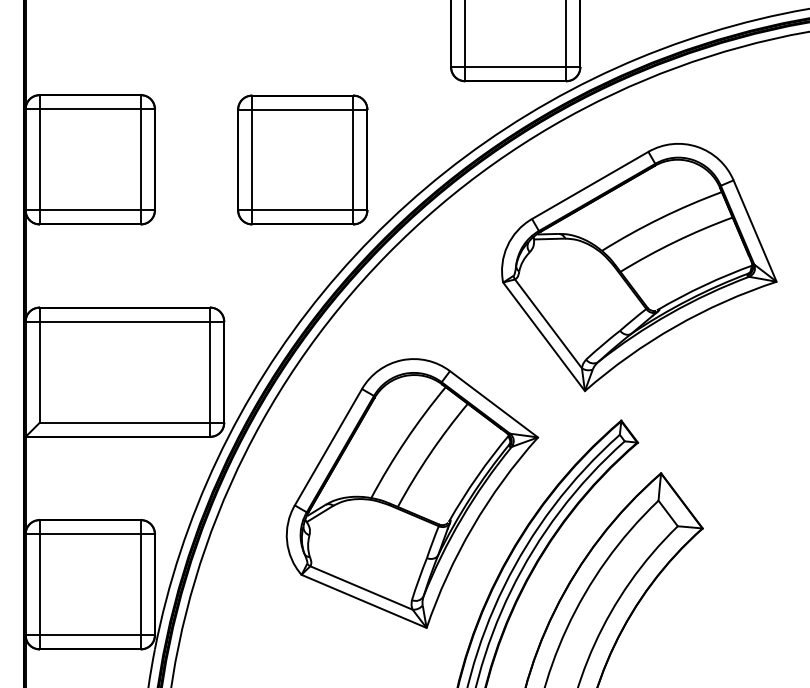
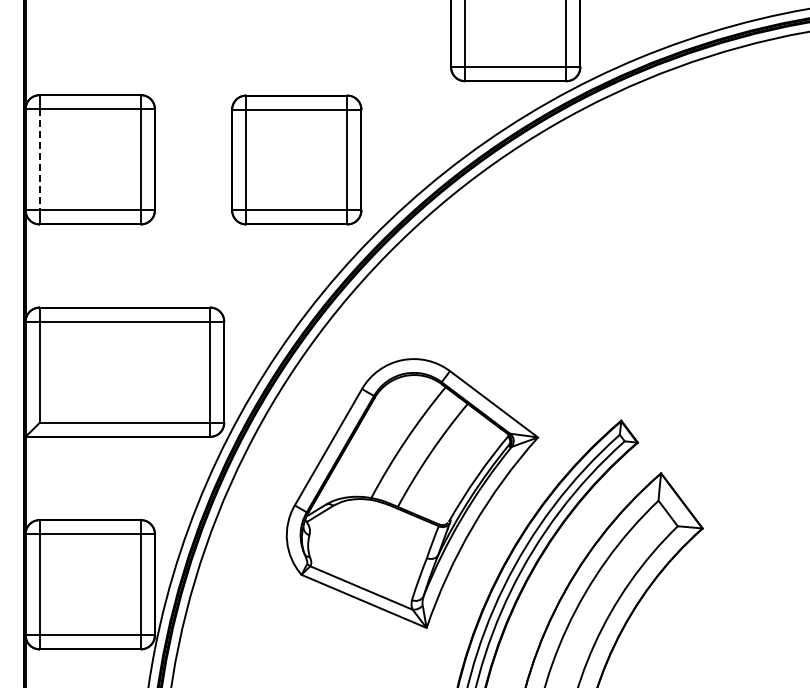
line: solid -> dashed (39, 159)
part position: (302, 159) -> (296, 159) (296, 159)
part: present -> none (639, 267)
